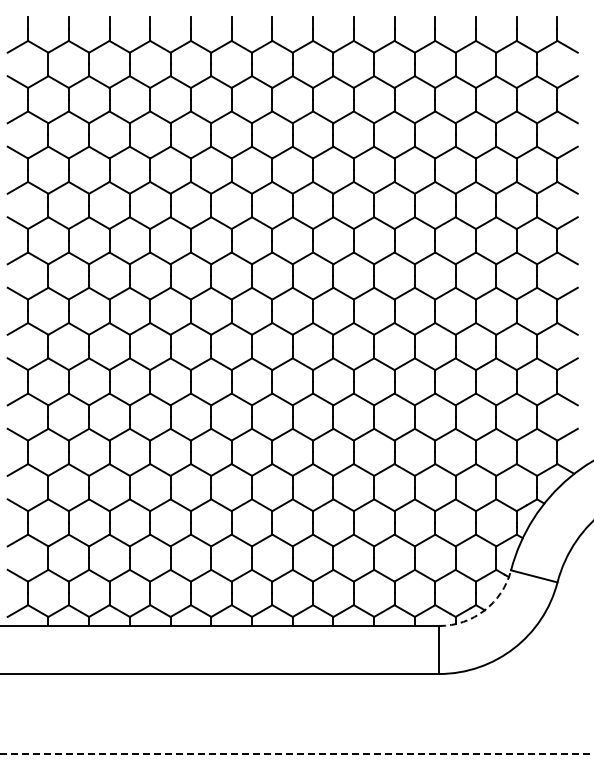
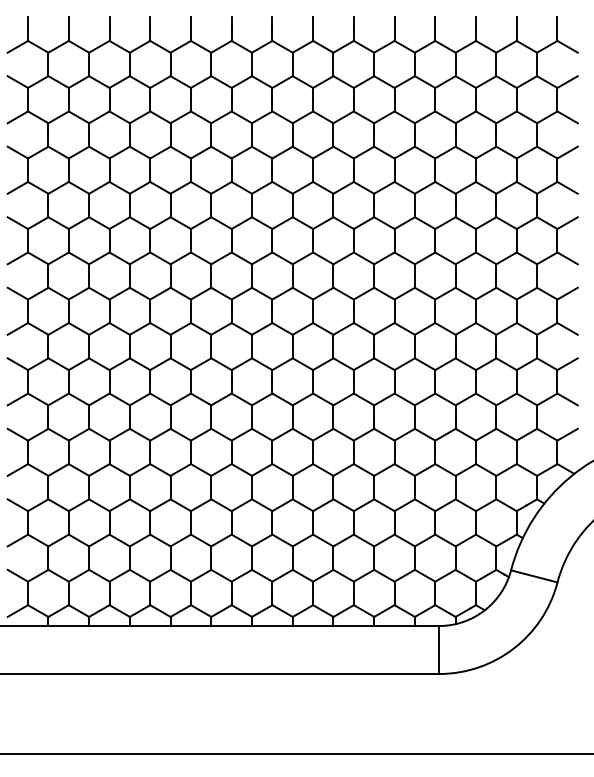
arc: dashed -> solid (484, 610)
line: dashed -> solid (297, 753)
